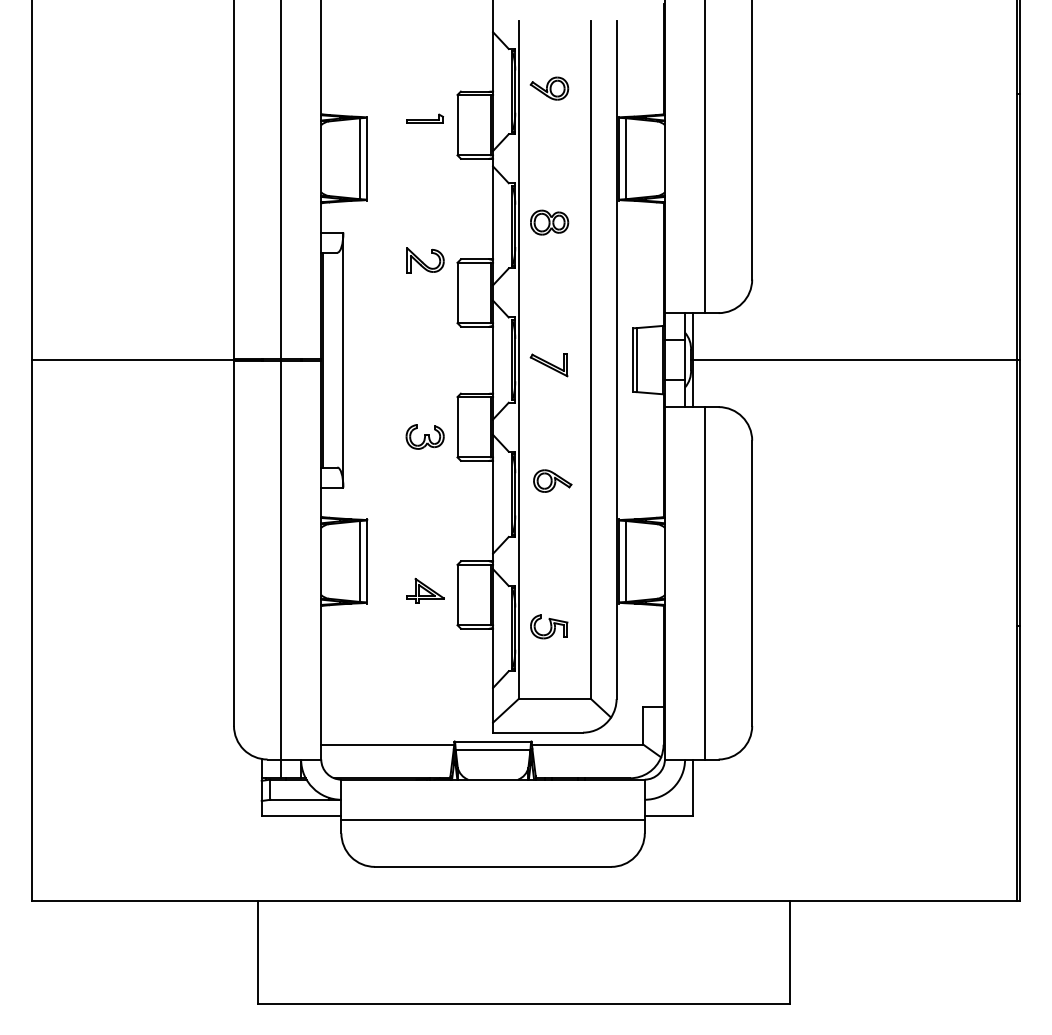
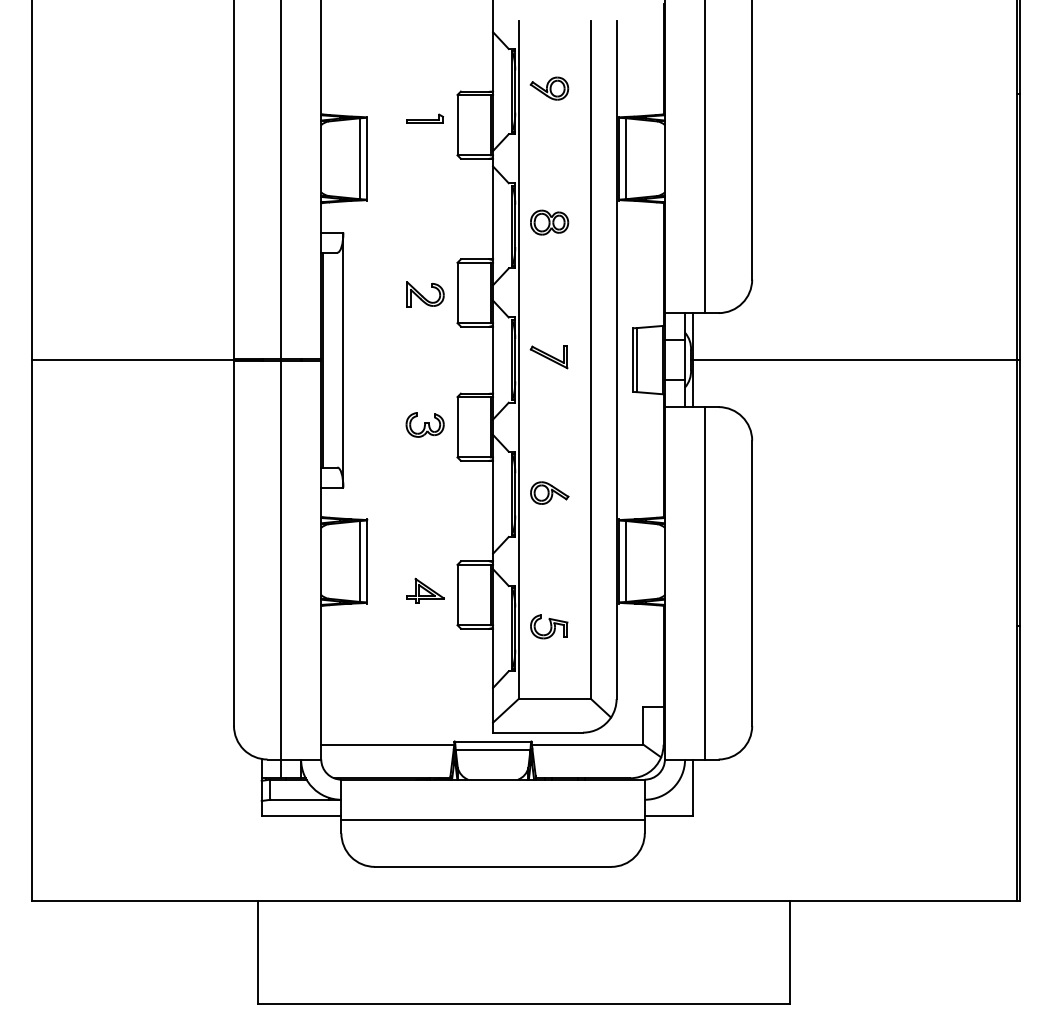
part position: (425, 260) -> (425, 294) (425, 294)
part position: (548, 365) -> (548, 357) (548, 357)
part position: (424, 436) -> (424, 424) (424, 424)
part position: (552, 480) -> (549, 492) (549, 492)
